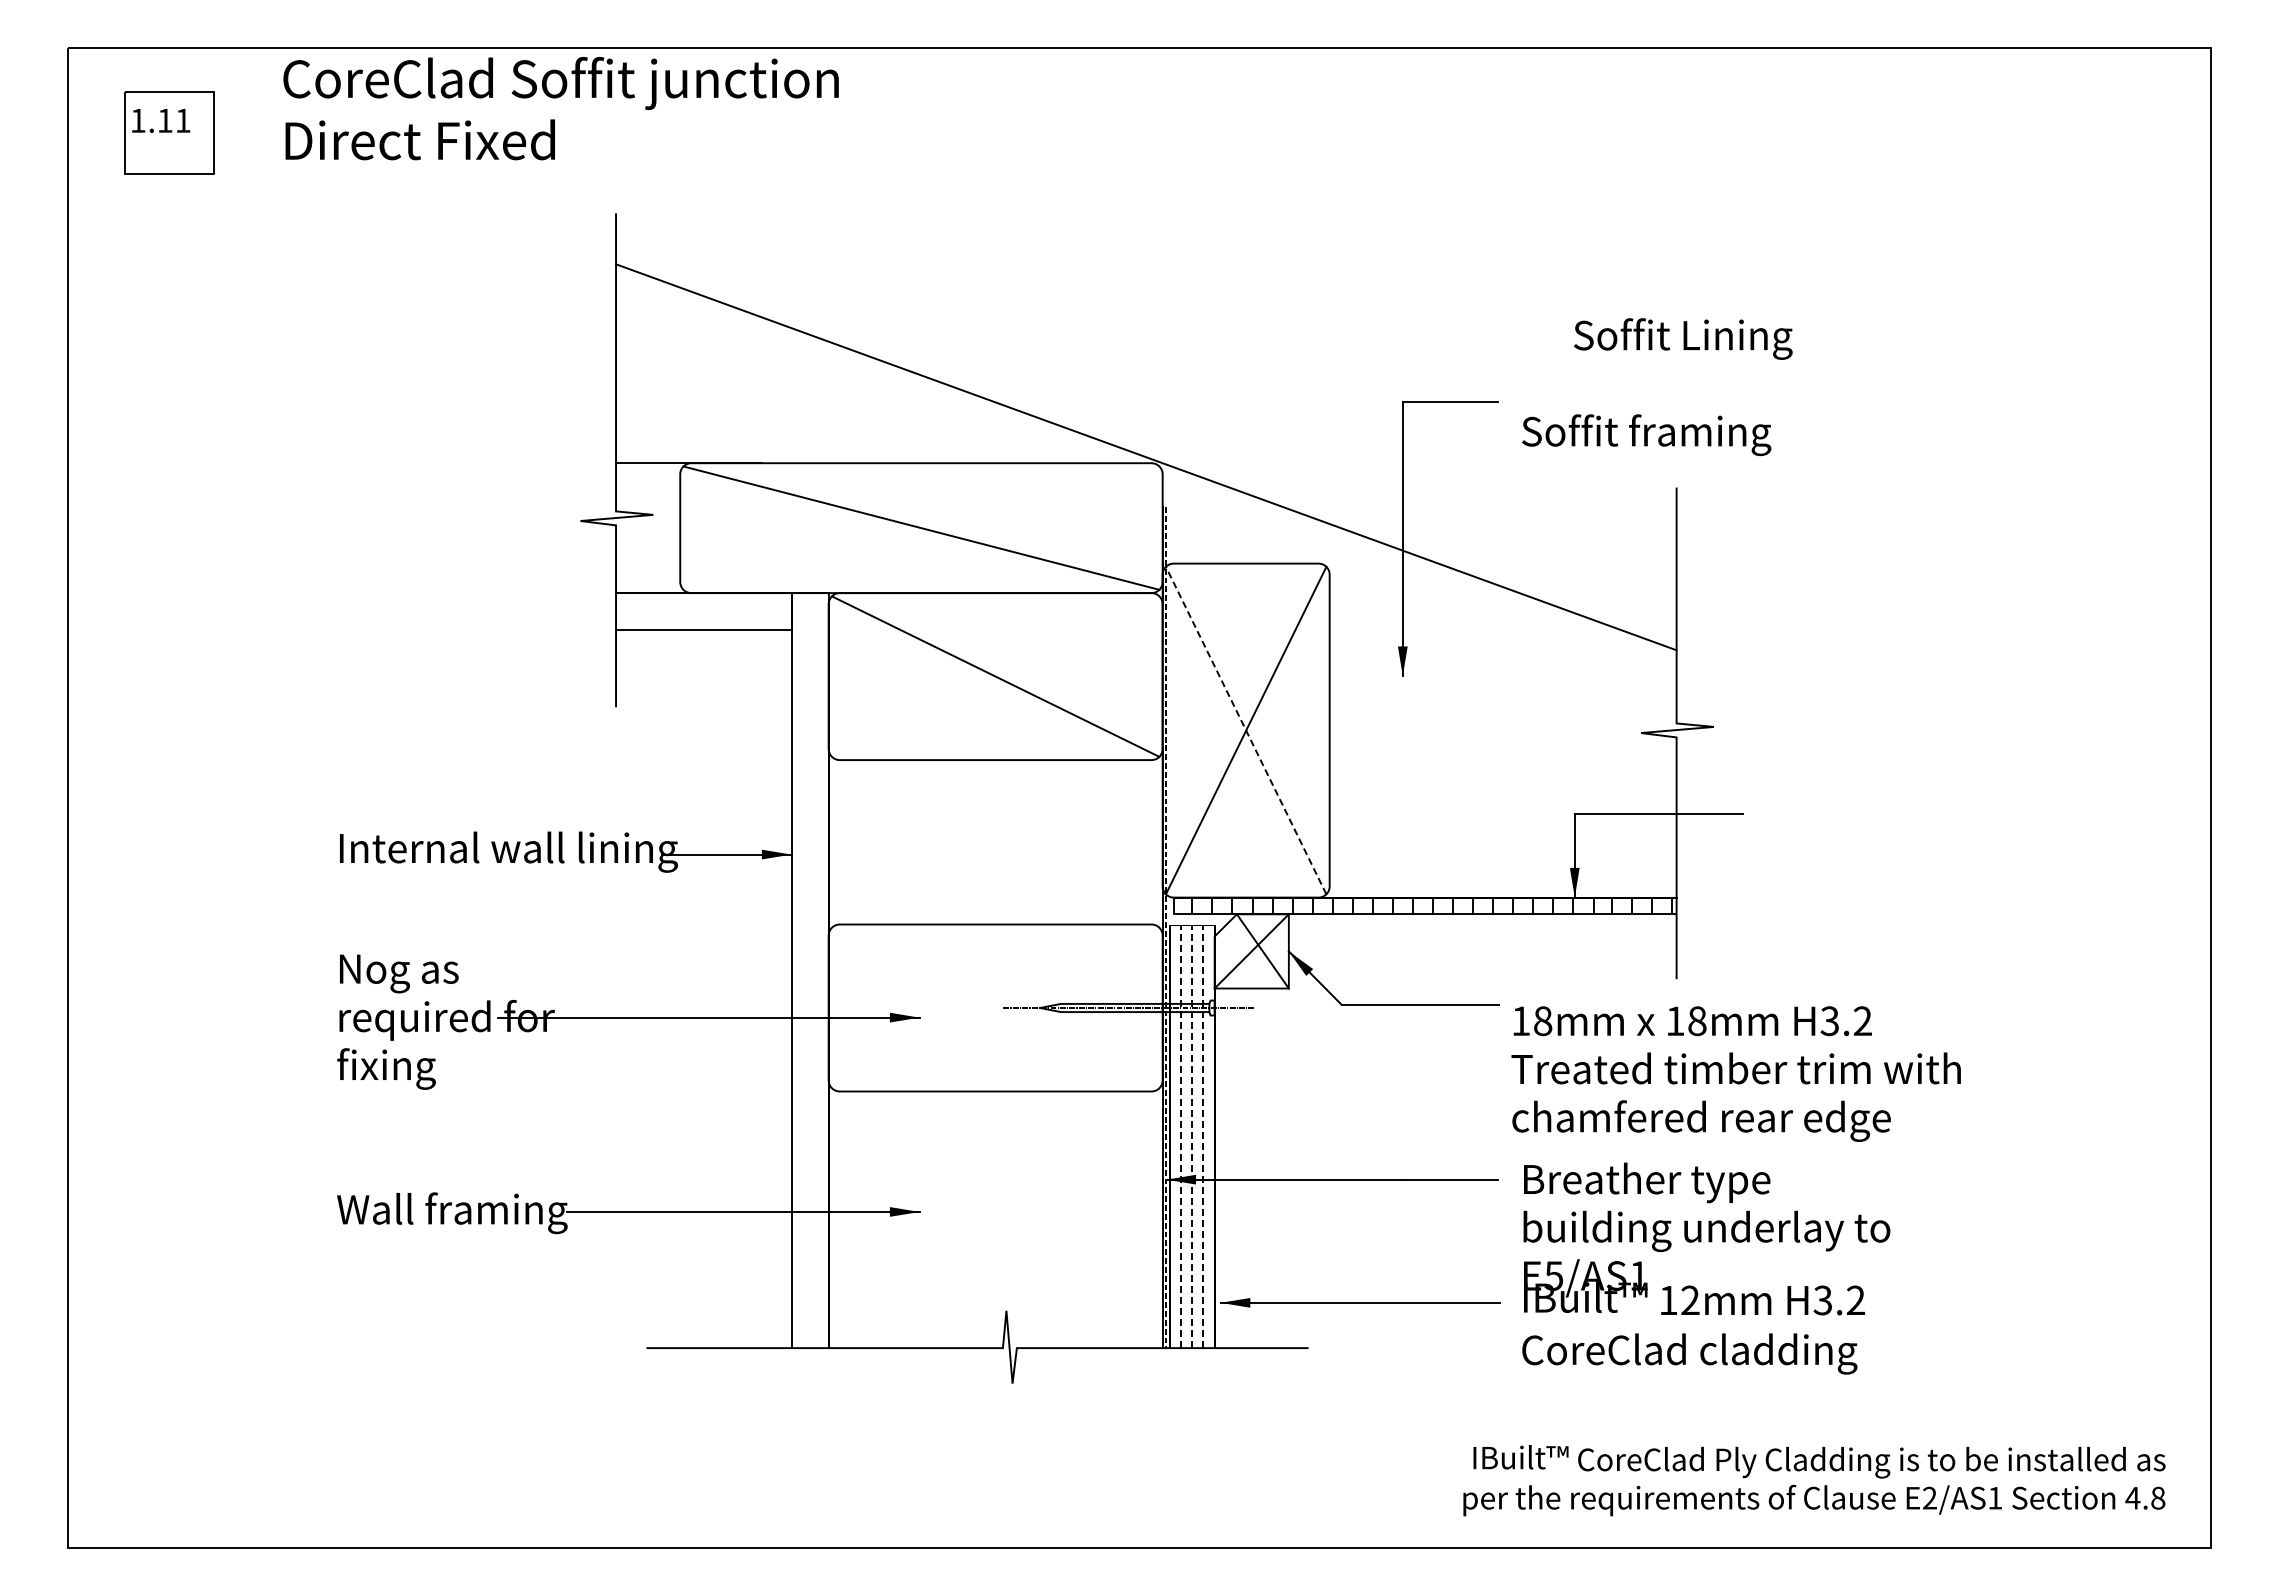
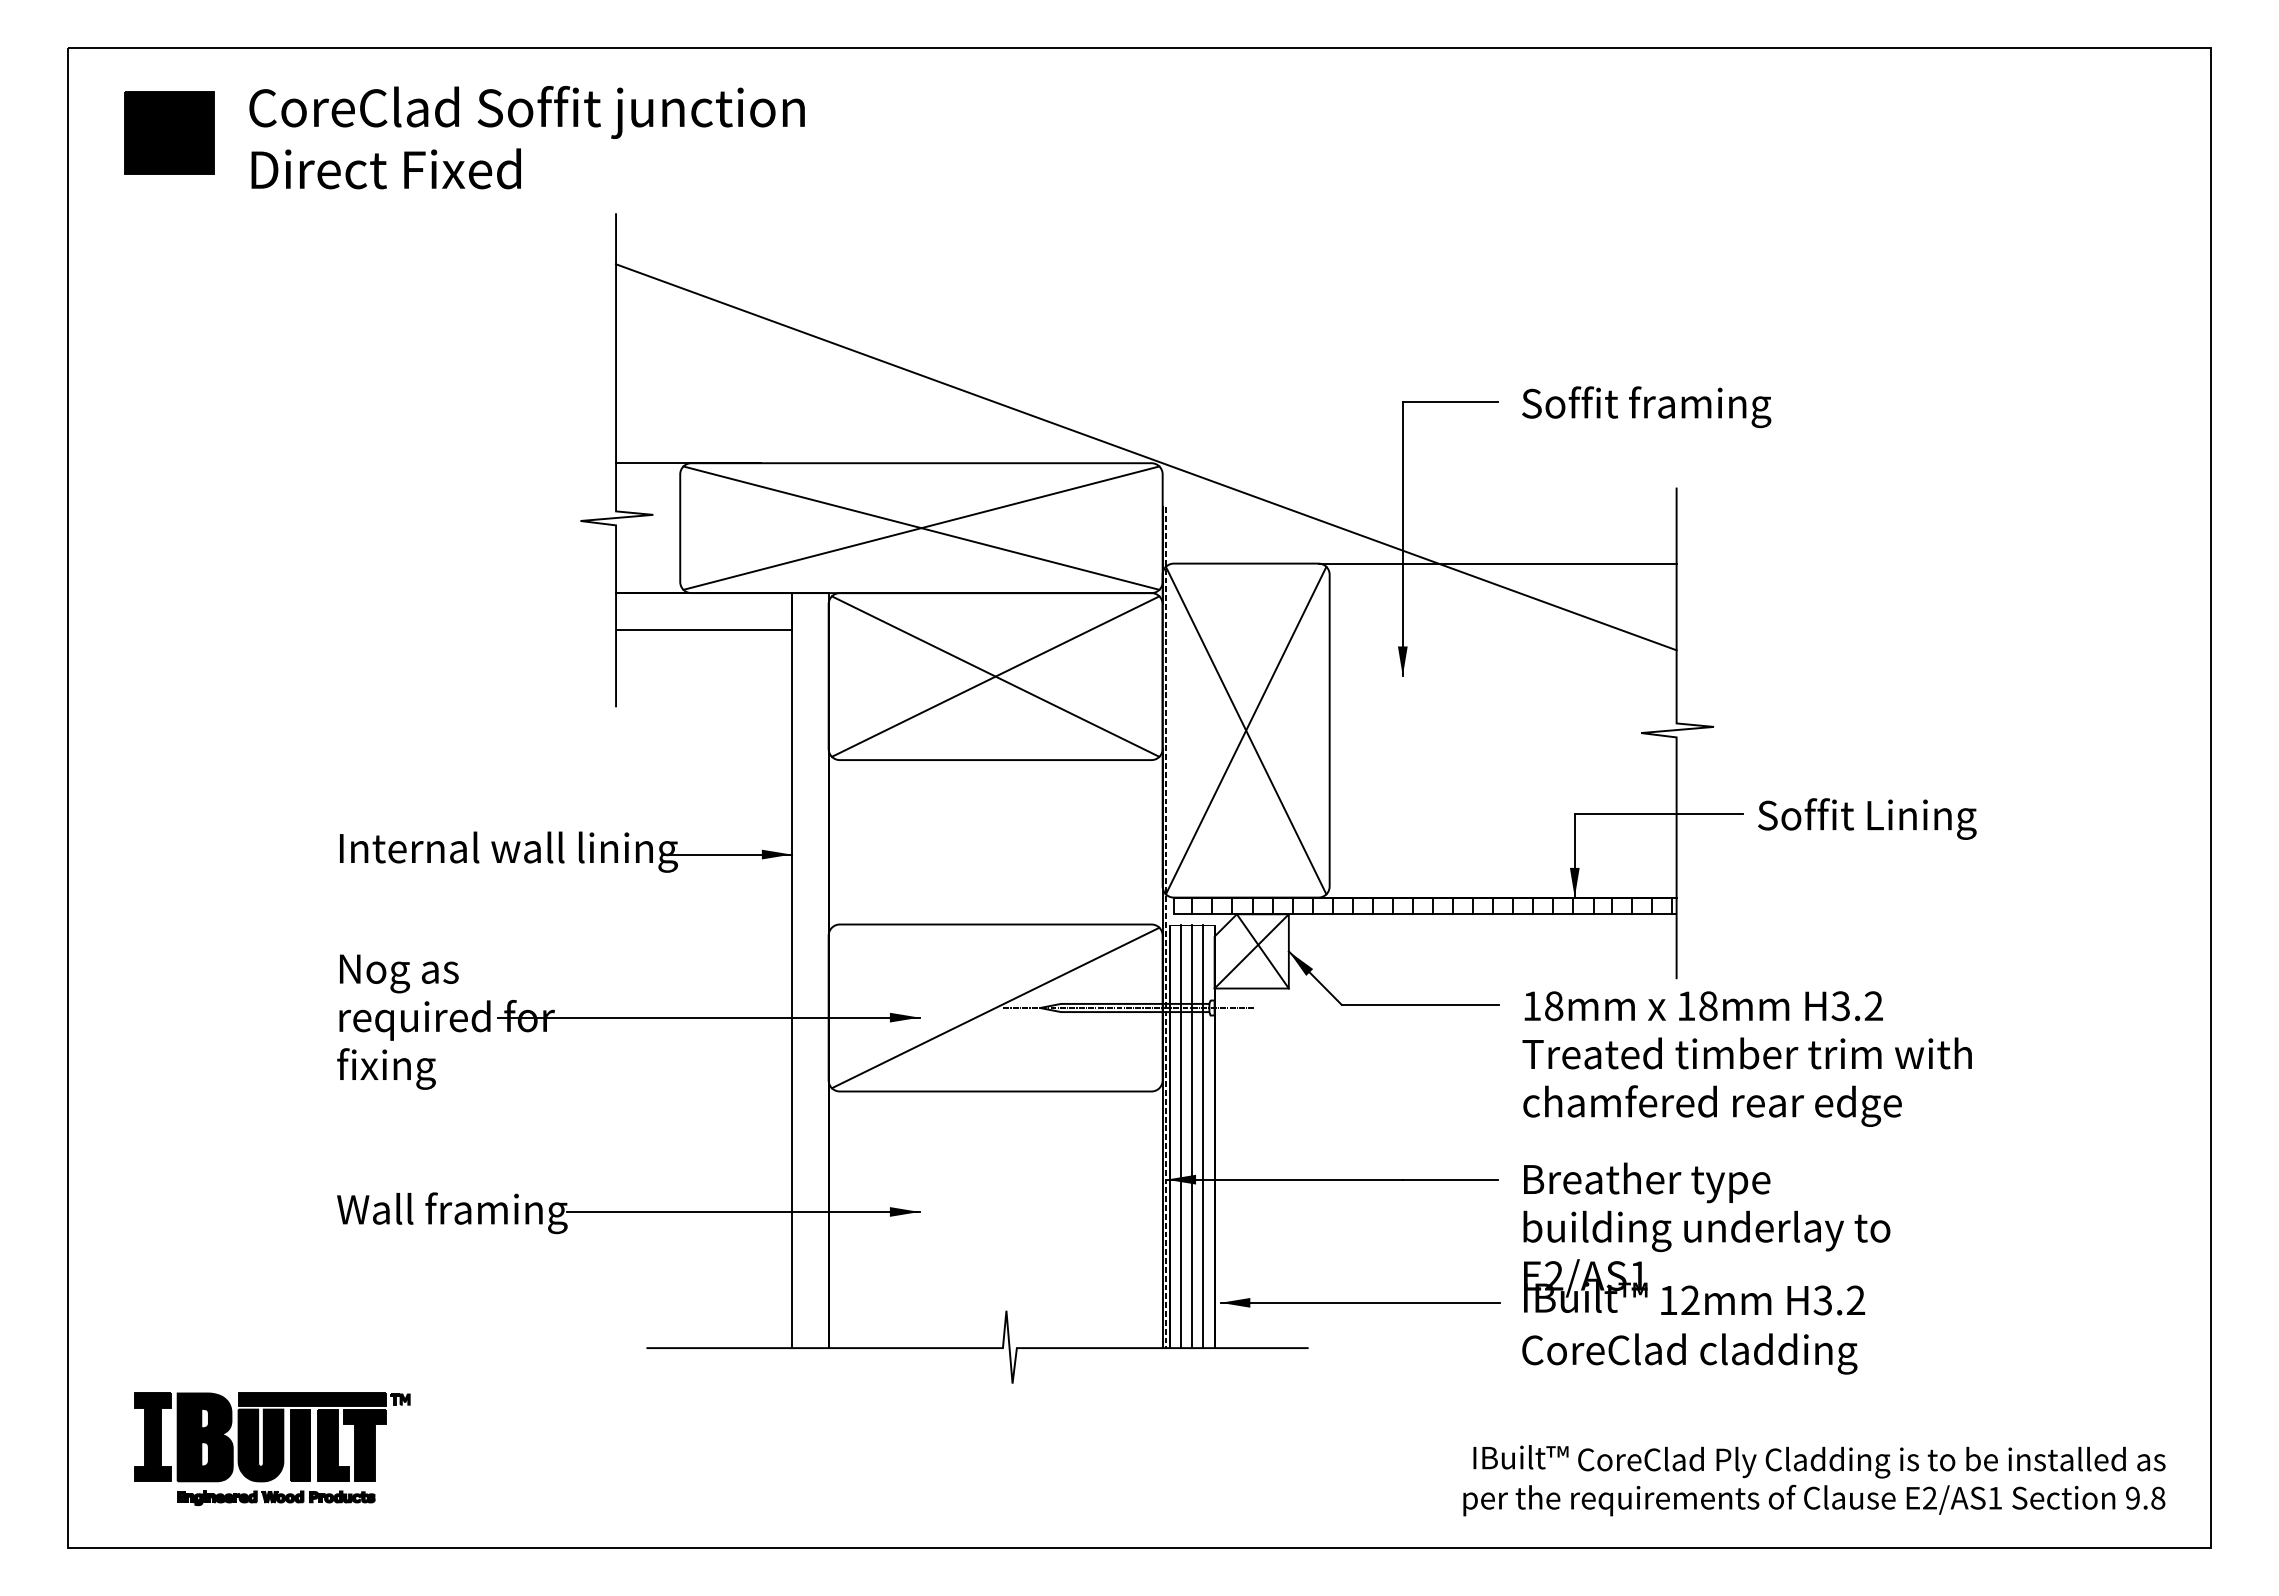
text position: (560, 108) -> (526, 137) (526, 137)
fill: none -> present (168, 132)
text position: (1683, 338) -> (1867, 818) (1867, 818)
text position: (1646, 435) -> (1646, 407) (1646, 407)
line: none -> present (921, 527)
line: none -> present (1497, 563)
line: none -> present (995, 676)
line: dashed -> solid (1245, 730)
line: none -> present (995, 1007)
text position: (1735, 1073) -> (1746, 1058) (1746, 1058)
line: dashed -> solid (1181, 1136)
line: dashed -> solid (1192, 1136)
line: dashed -> solid (1203, 1136)
text: E5/AS1 -> E2/AS1 (1553, 1275)
part: none -> present (272, 1449)
text: 4.8 -> 9.8 (2132, 1497)
